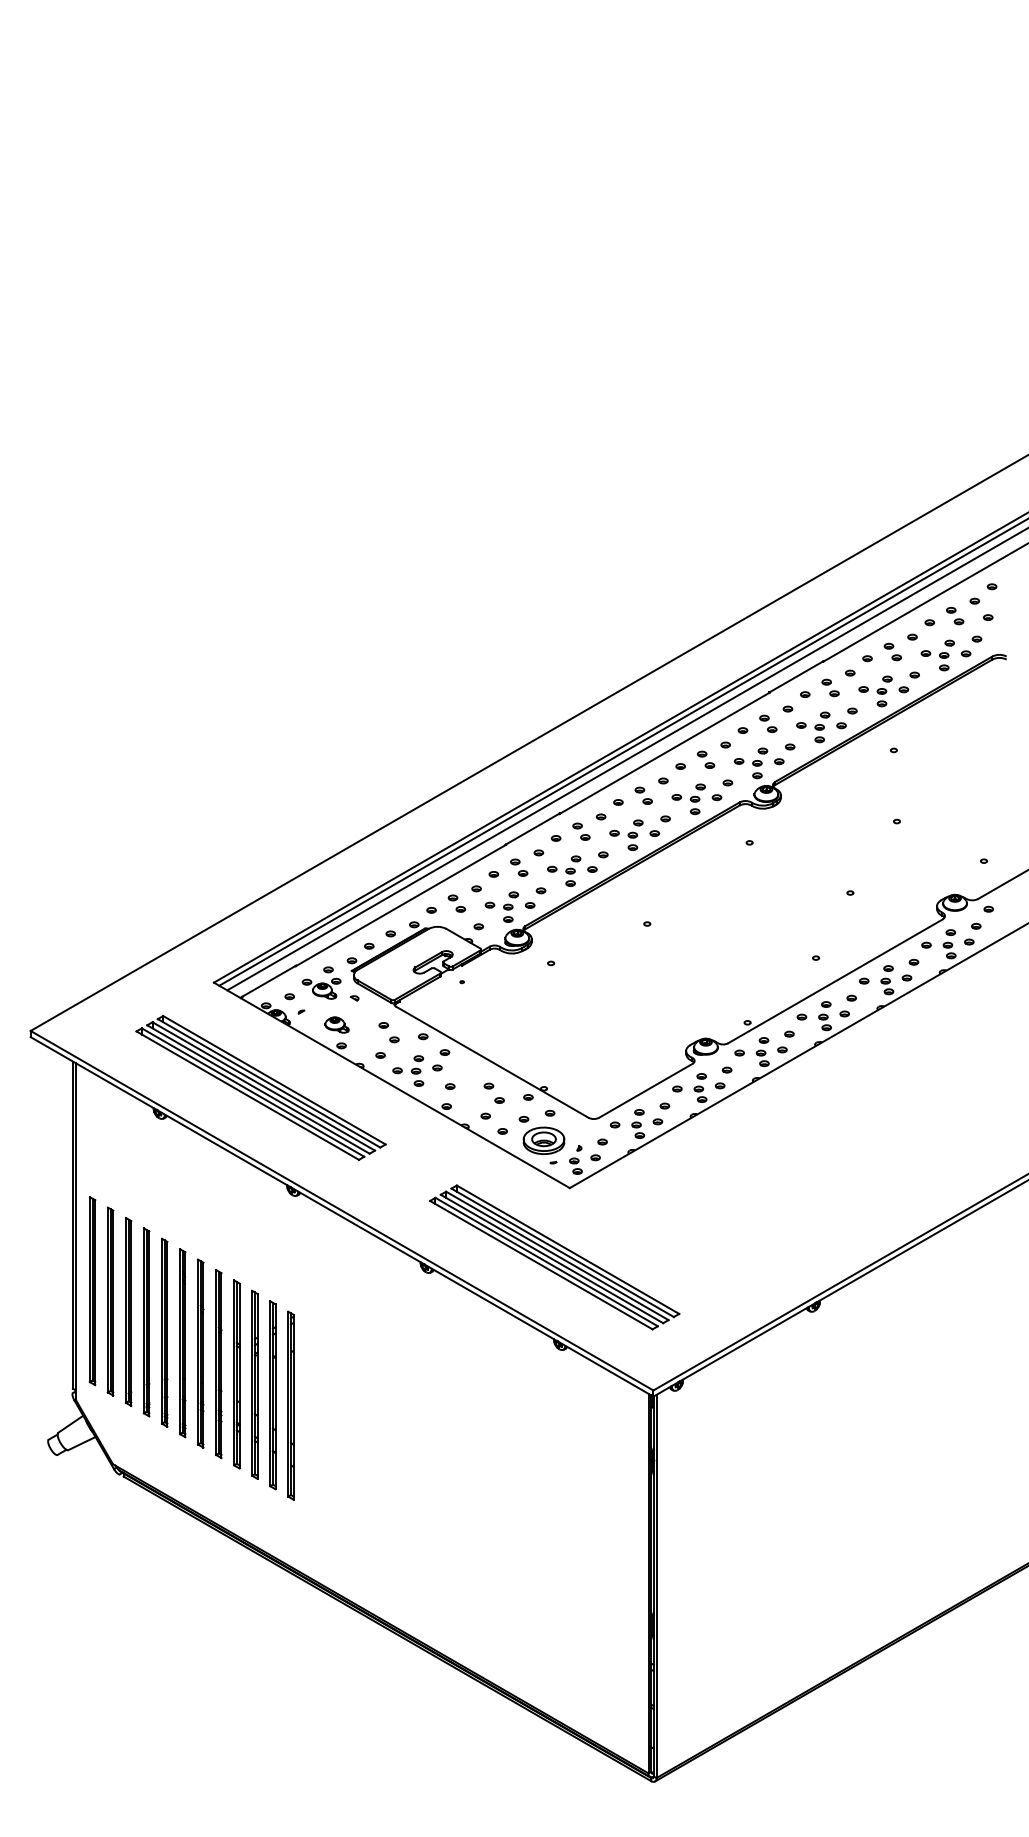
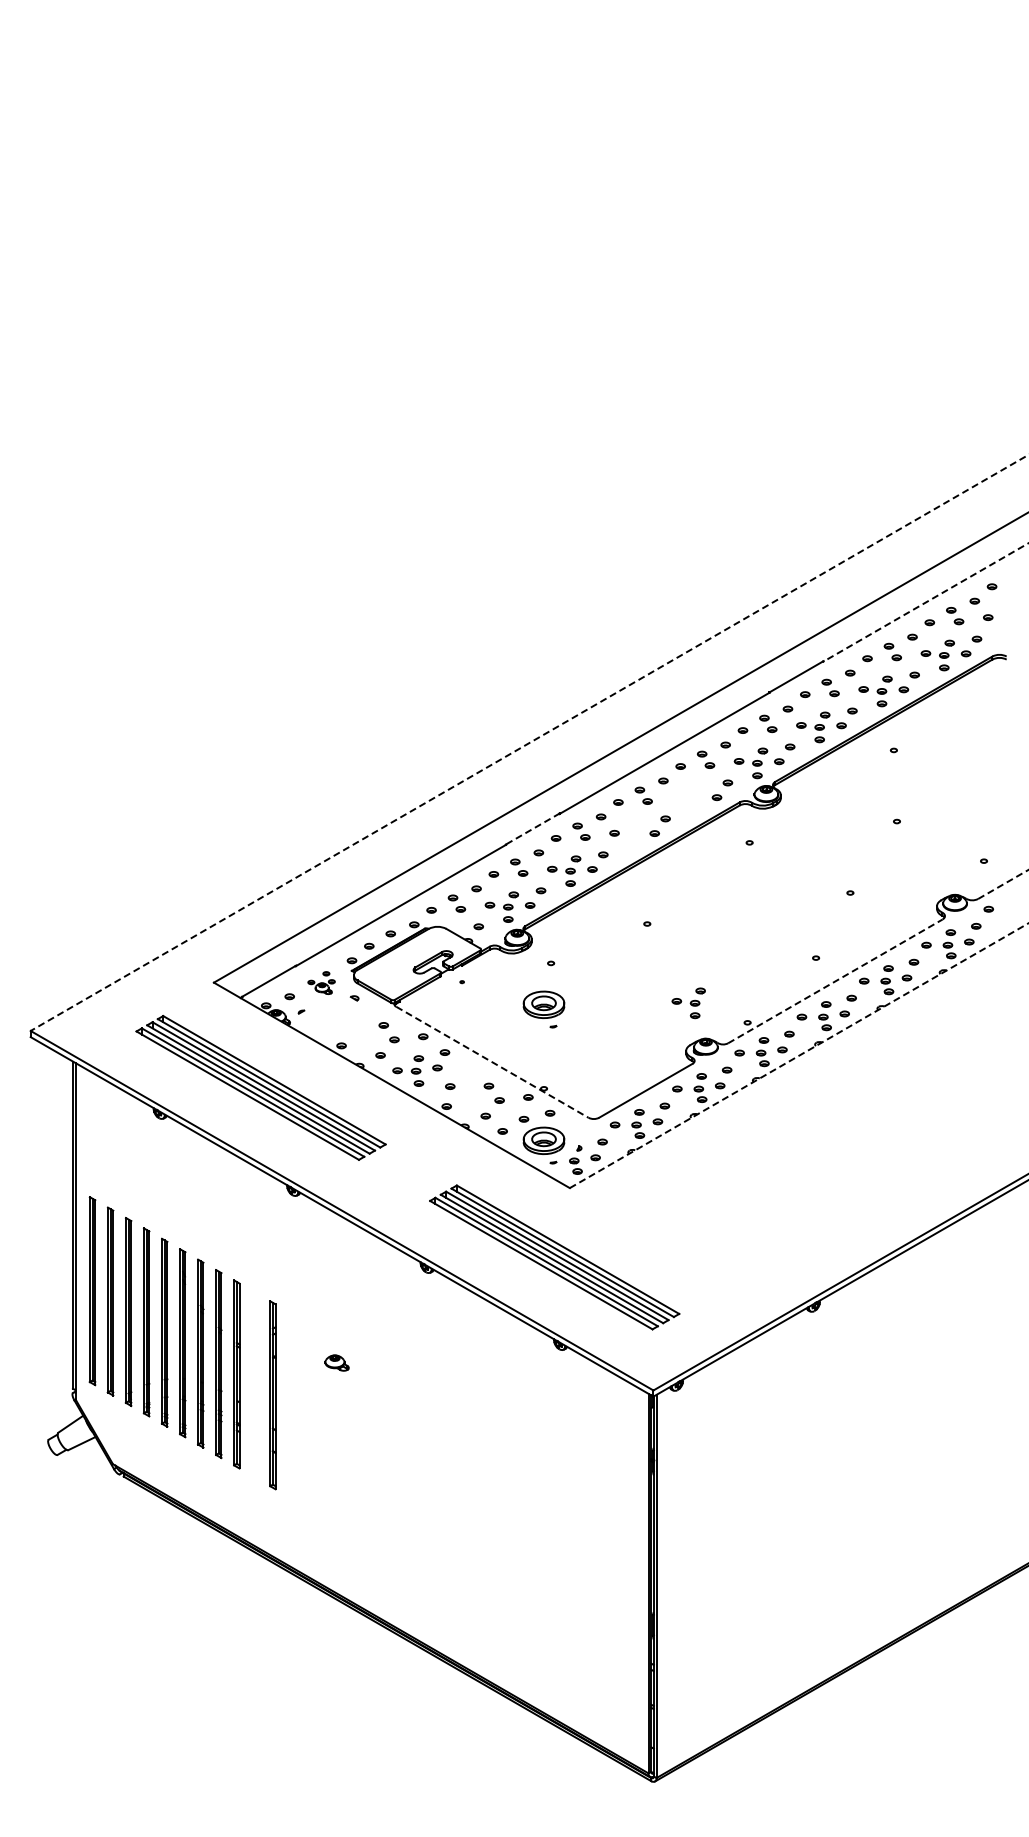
line: solid -> dashed (925, 602)
line: solid -> dashed (529, 743)
line: present -> none (622, 752)
line: present -> none (626, 759)
part position: (688, 799) -> (688, 1003) (688, 1003)
line: solid -> dashed (532, 829)
part: present -> none (635, 834)
line: solid -> dashed (1003, 884)
line: solid -> dashed (835, 981)
part size: 41x34 px -> 29x24 px (321, 982)
part: none -> present (543, 1009)
part position: (336, 1024) -> (336, 1362) (336, 1362)
line: solid -> dashed (799, 1055)
line: solid -> dashed (492, 1062)
part: present -> none (254, 1384)
part: present -> none (290, 1405)
